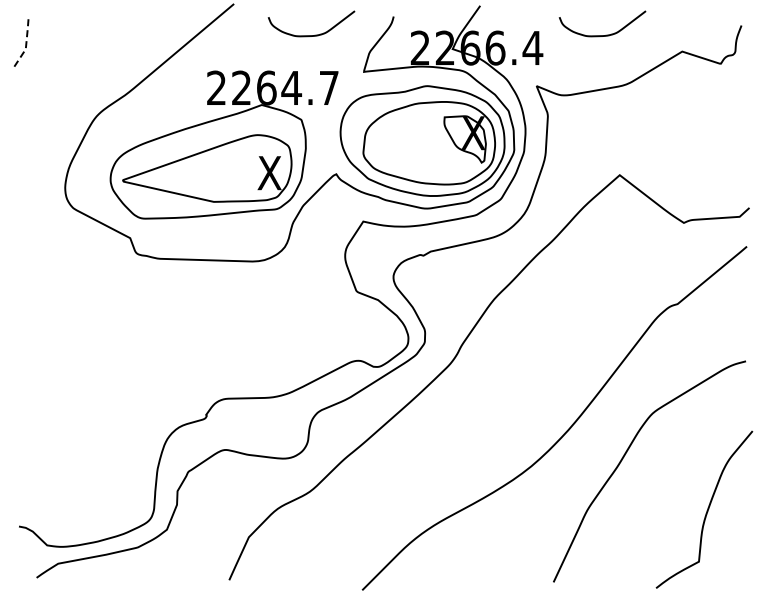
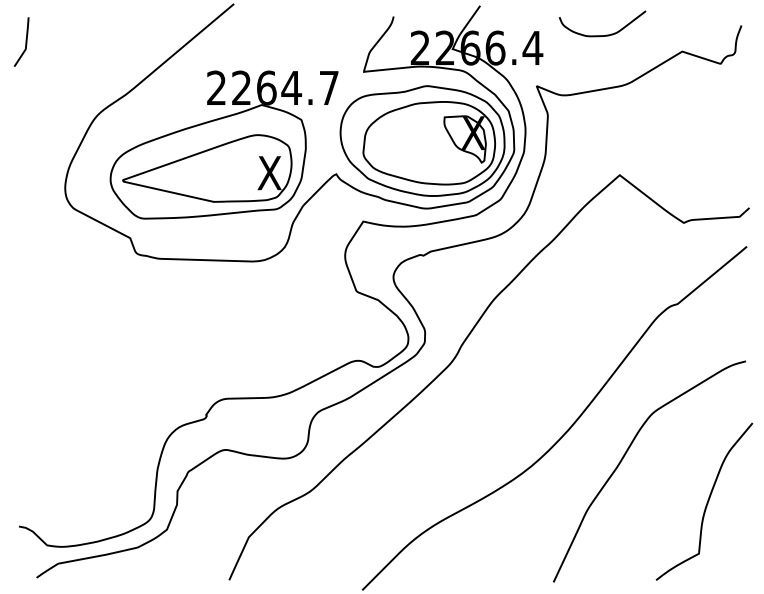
curve: present -> none (315, 34)
line: dashed -> solid (26, 43)
curve position: (706, 510) -> (706, 502) (706, 502)
